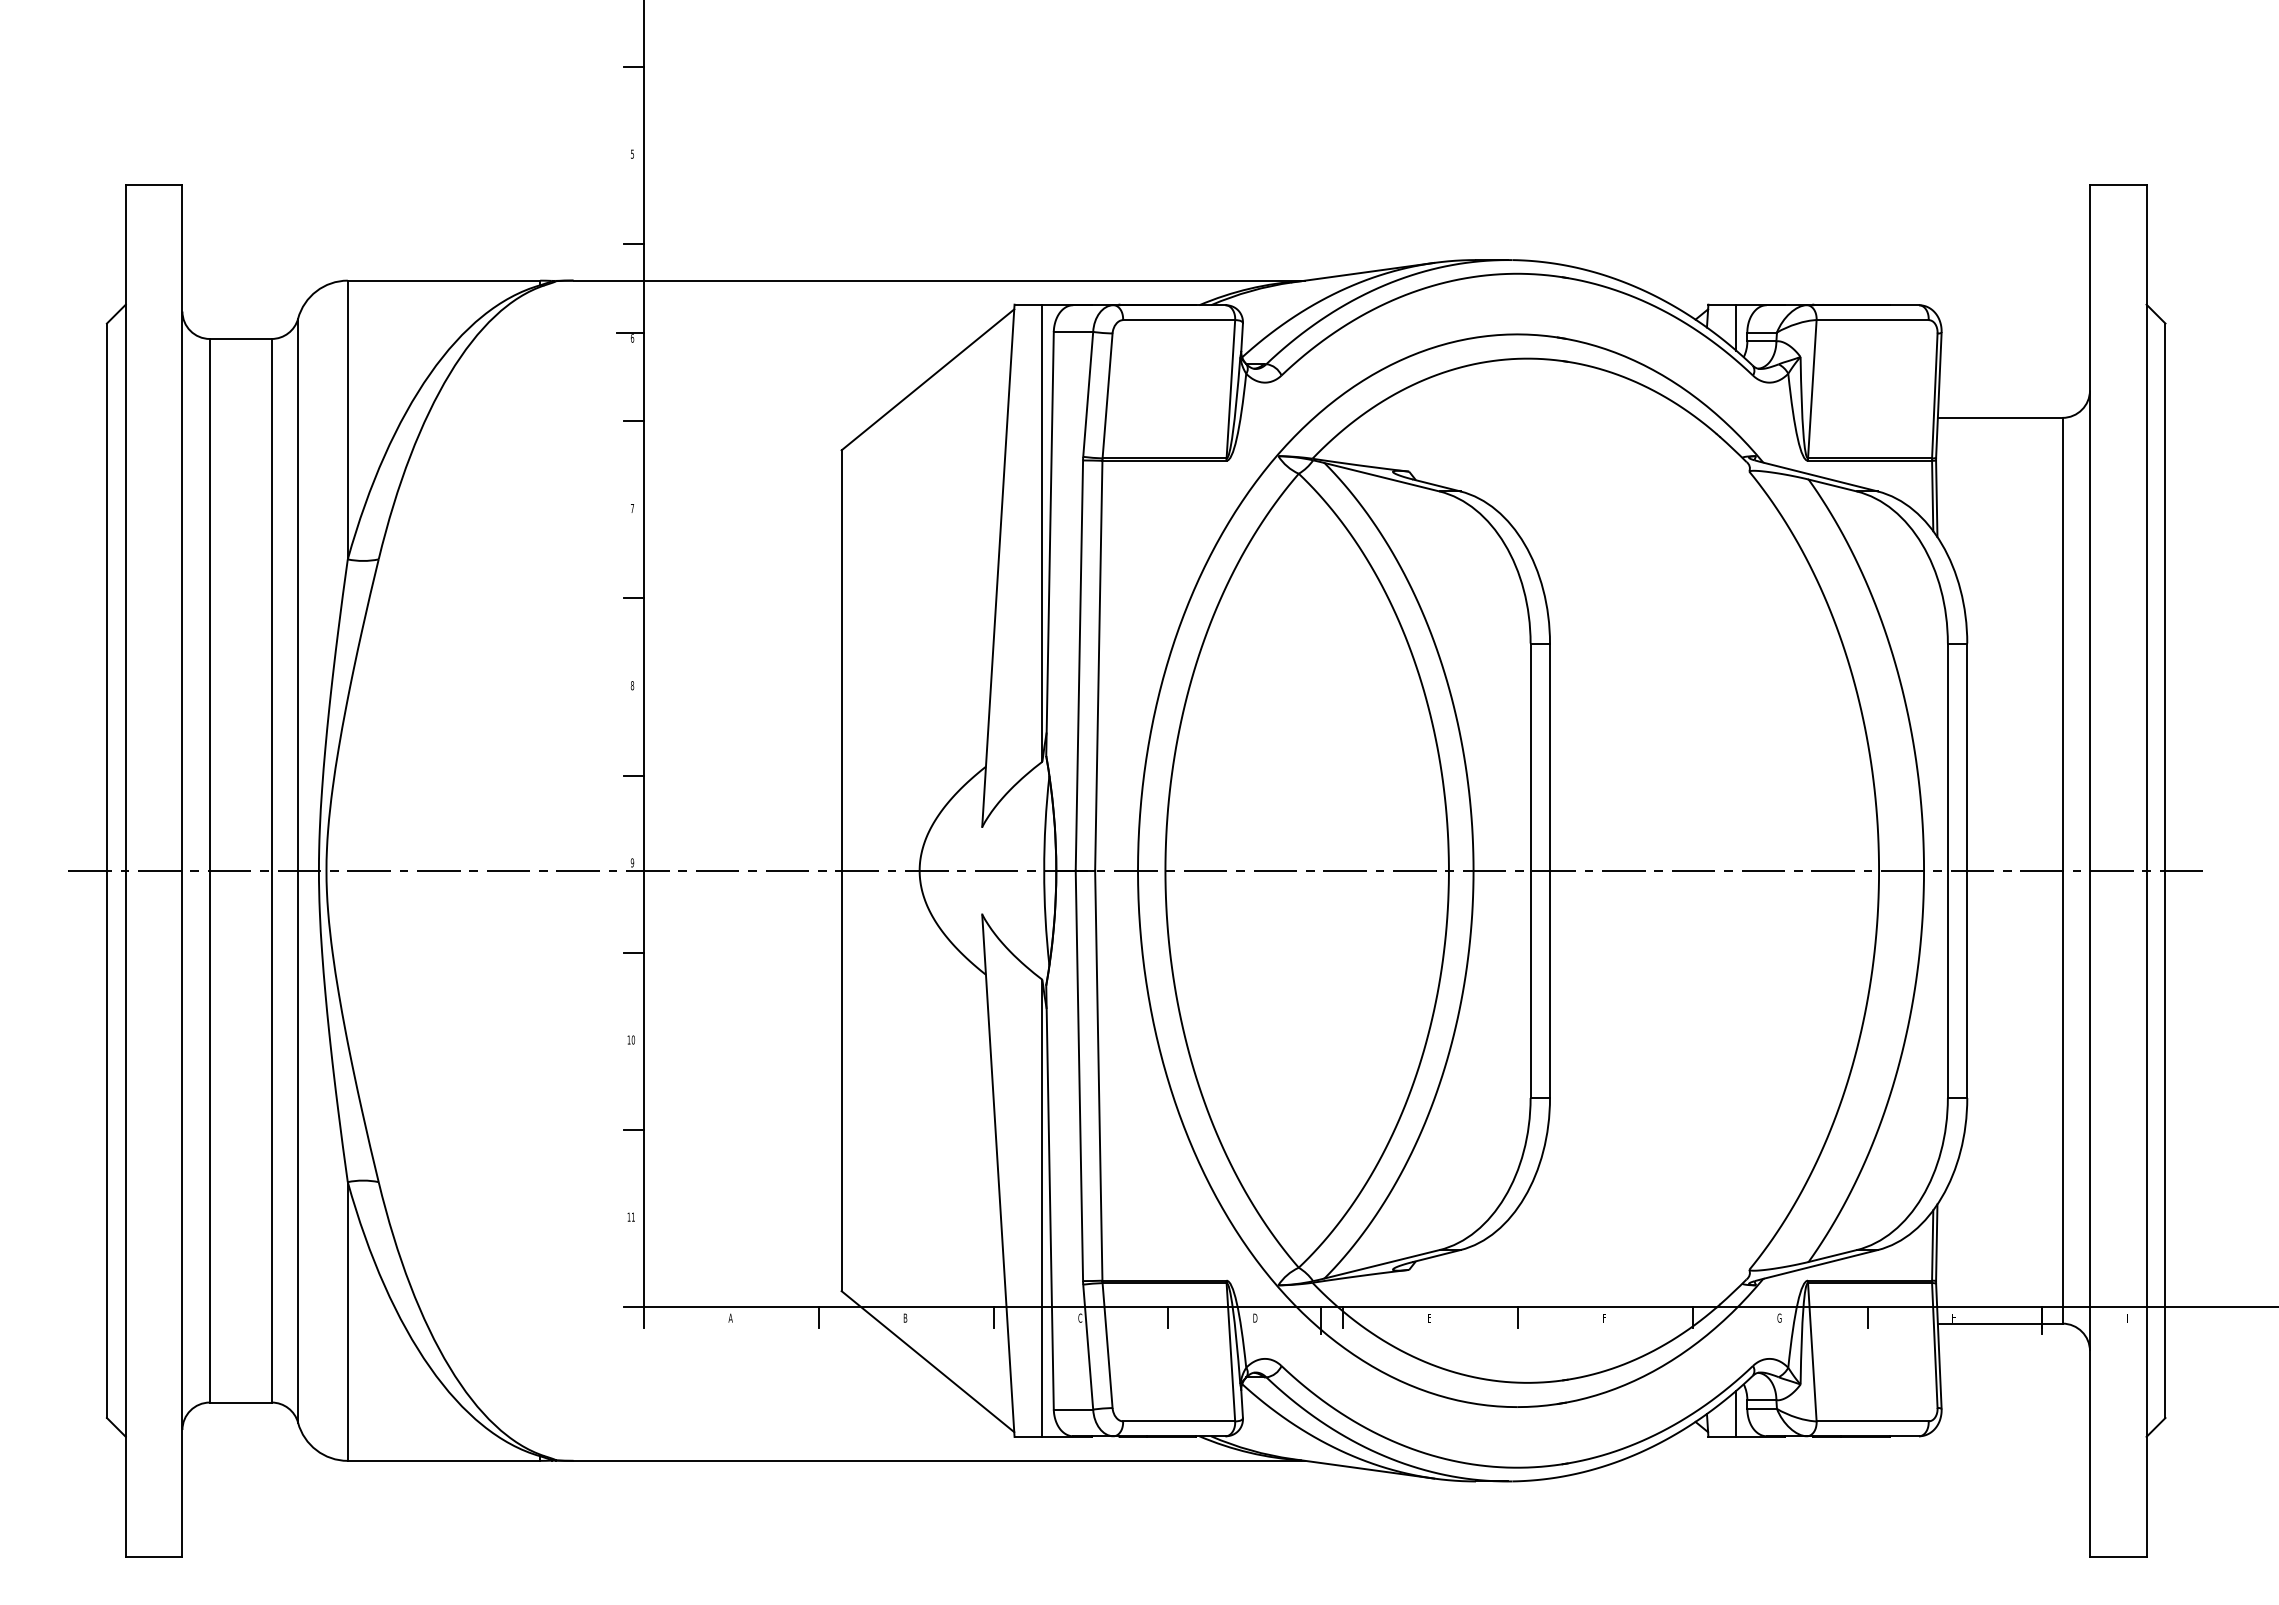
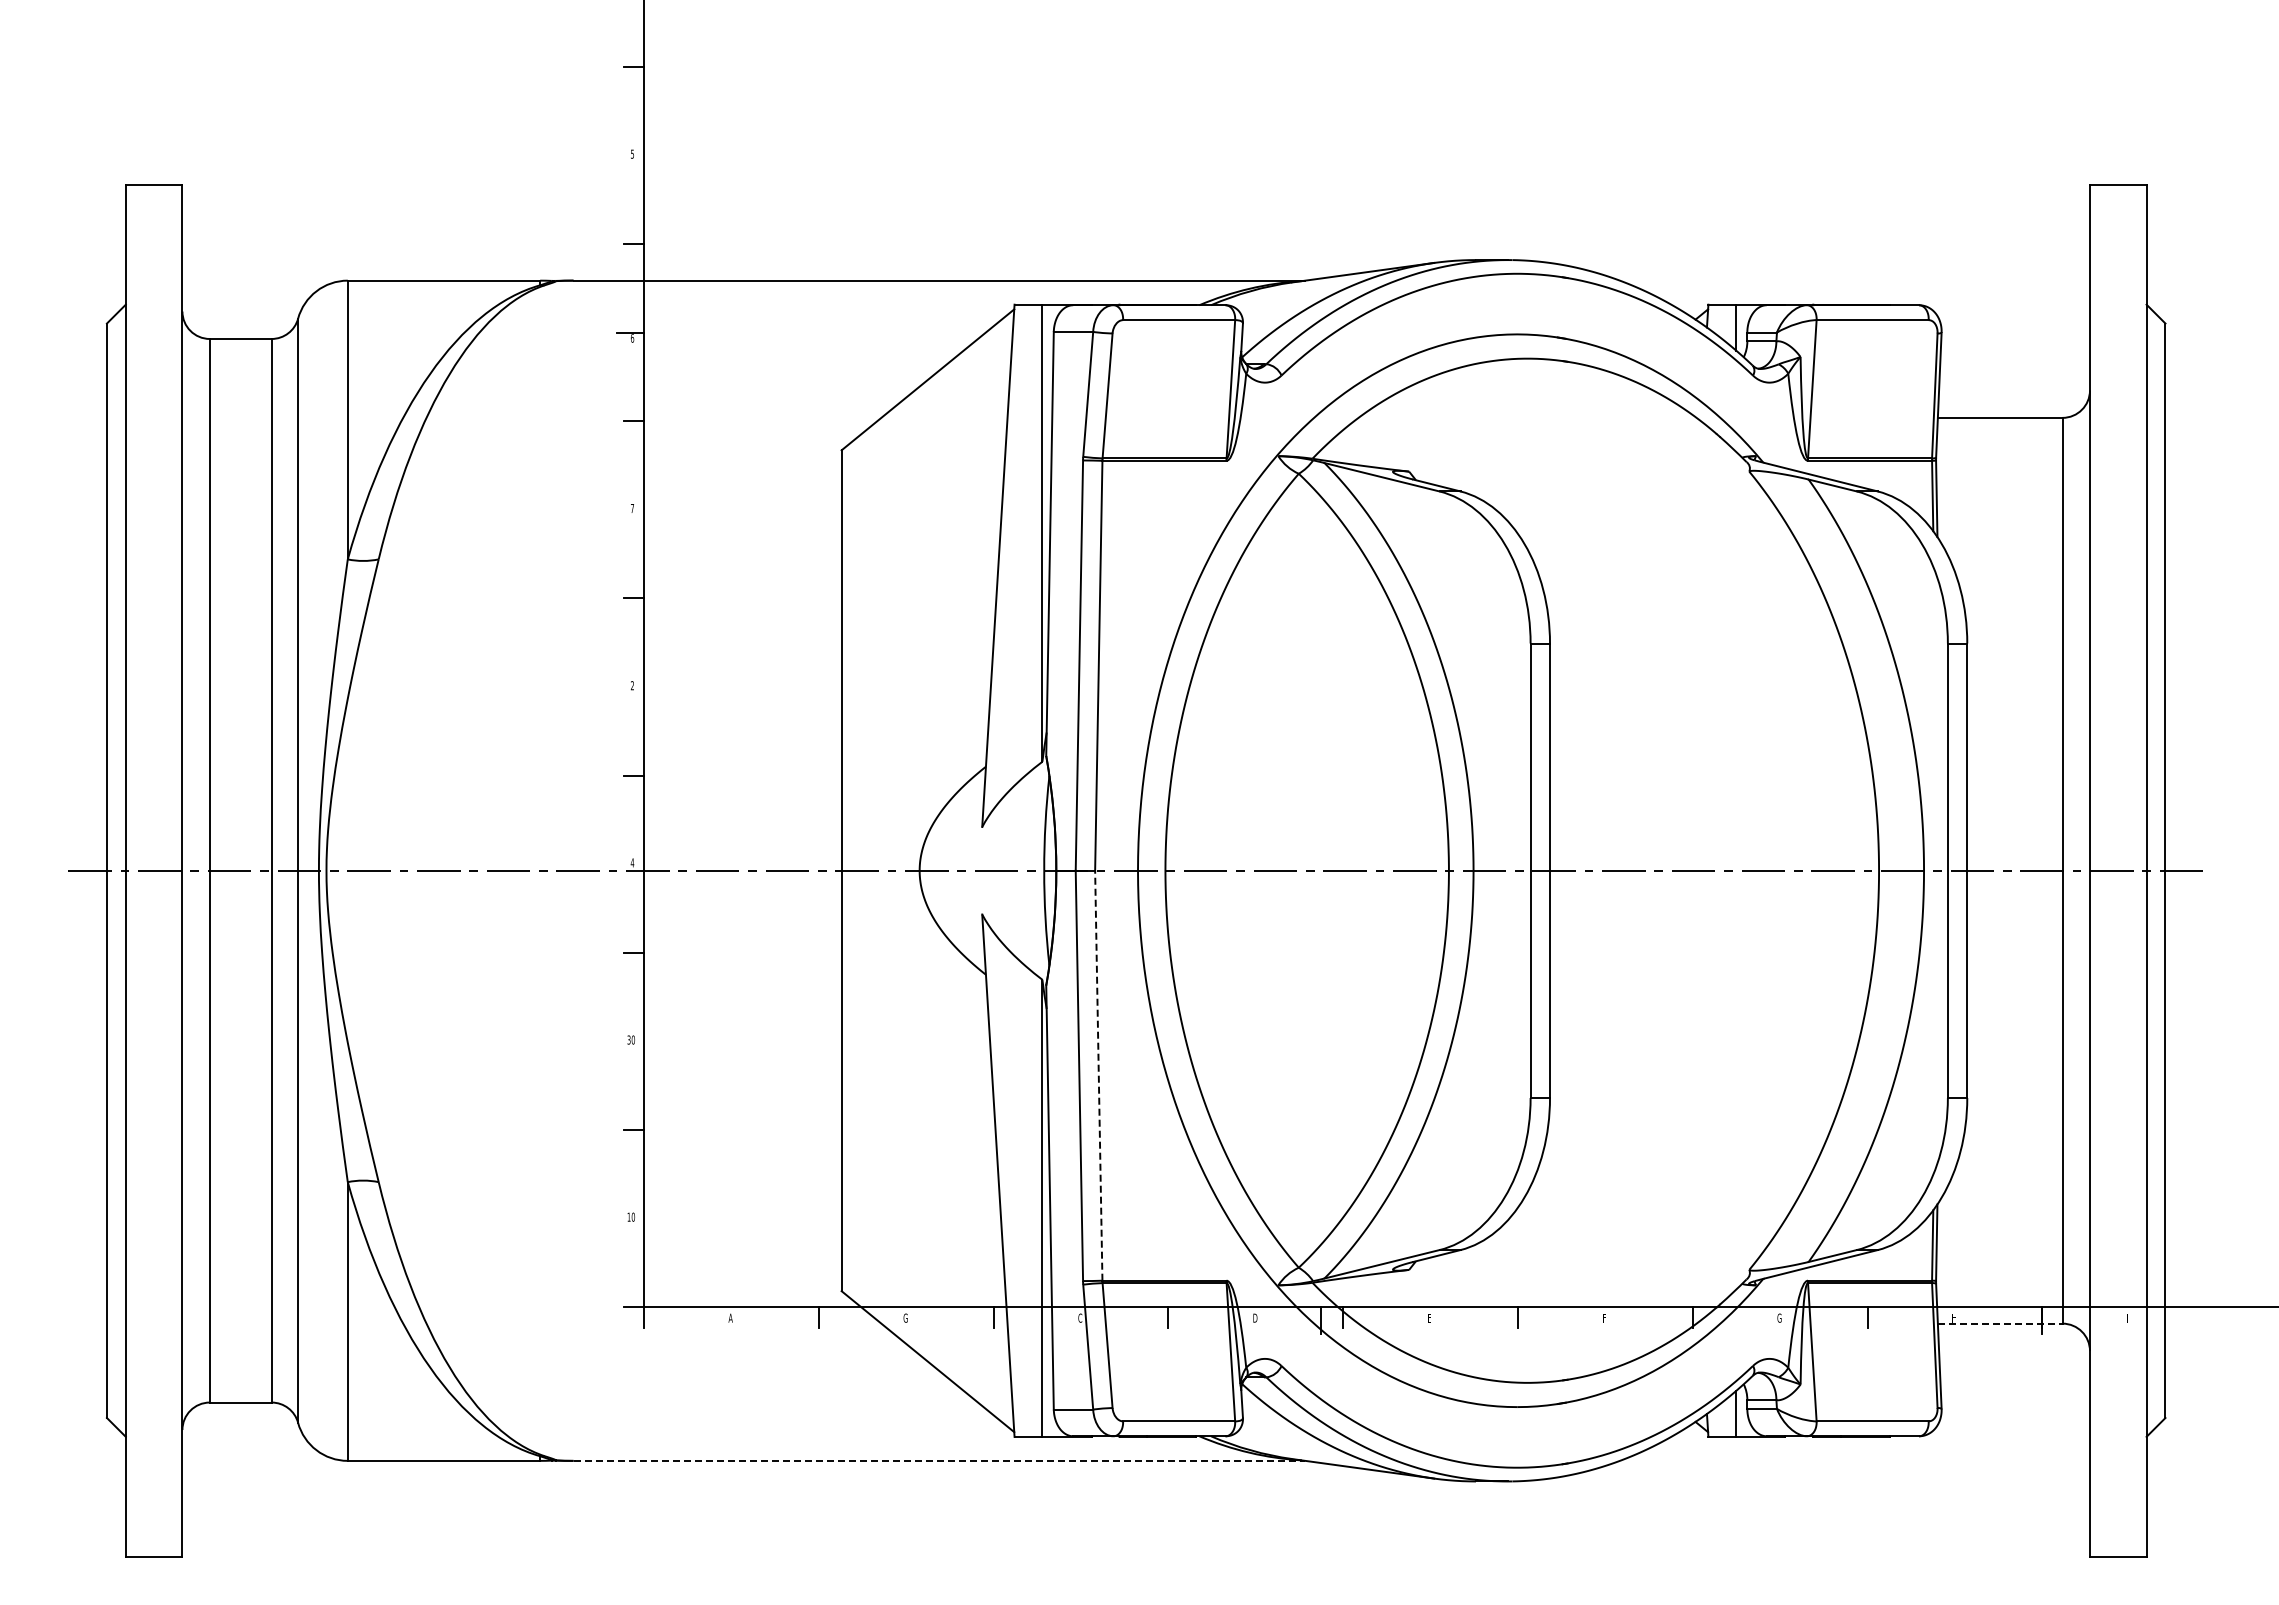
text: 8 -> 2 (632, 685)
text: 9 -> 4 (632, 862)
text: 10 -> 30 (628, 1039)
line: solid -> dashed (1098, 1075)
text: 11 -> 10 (633, 1216)
text: B -> G (905, 1317)
line: solid -> dashed (2000, 1323)
line: solid -> dashed (939, 1460)
